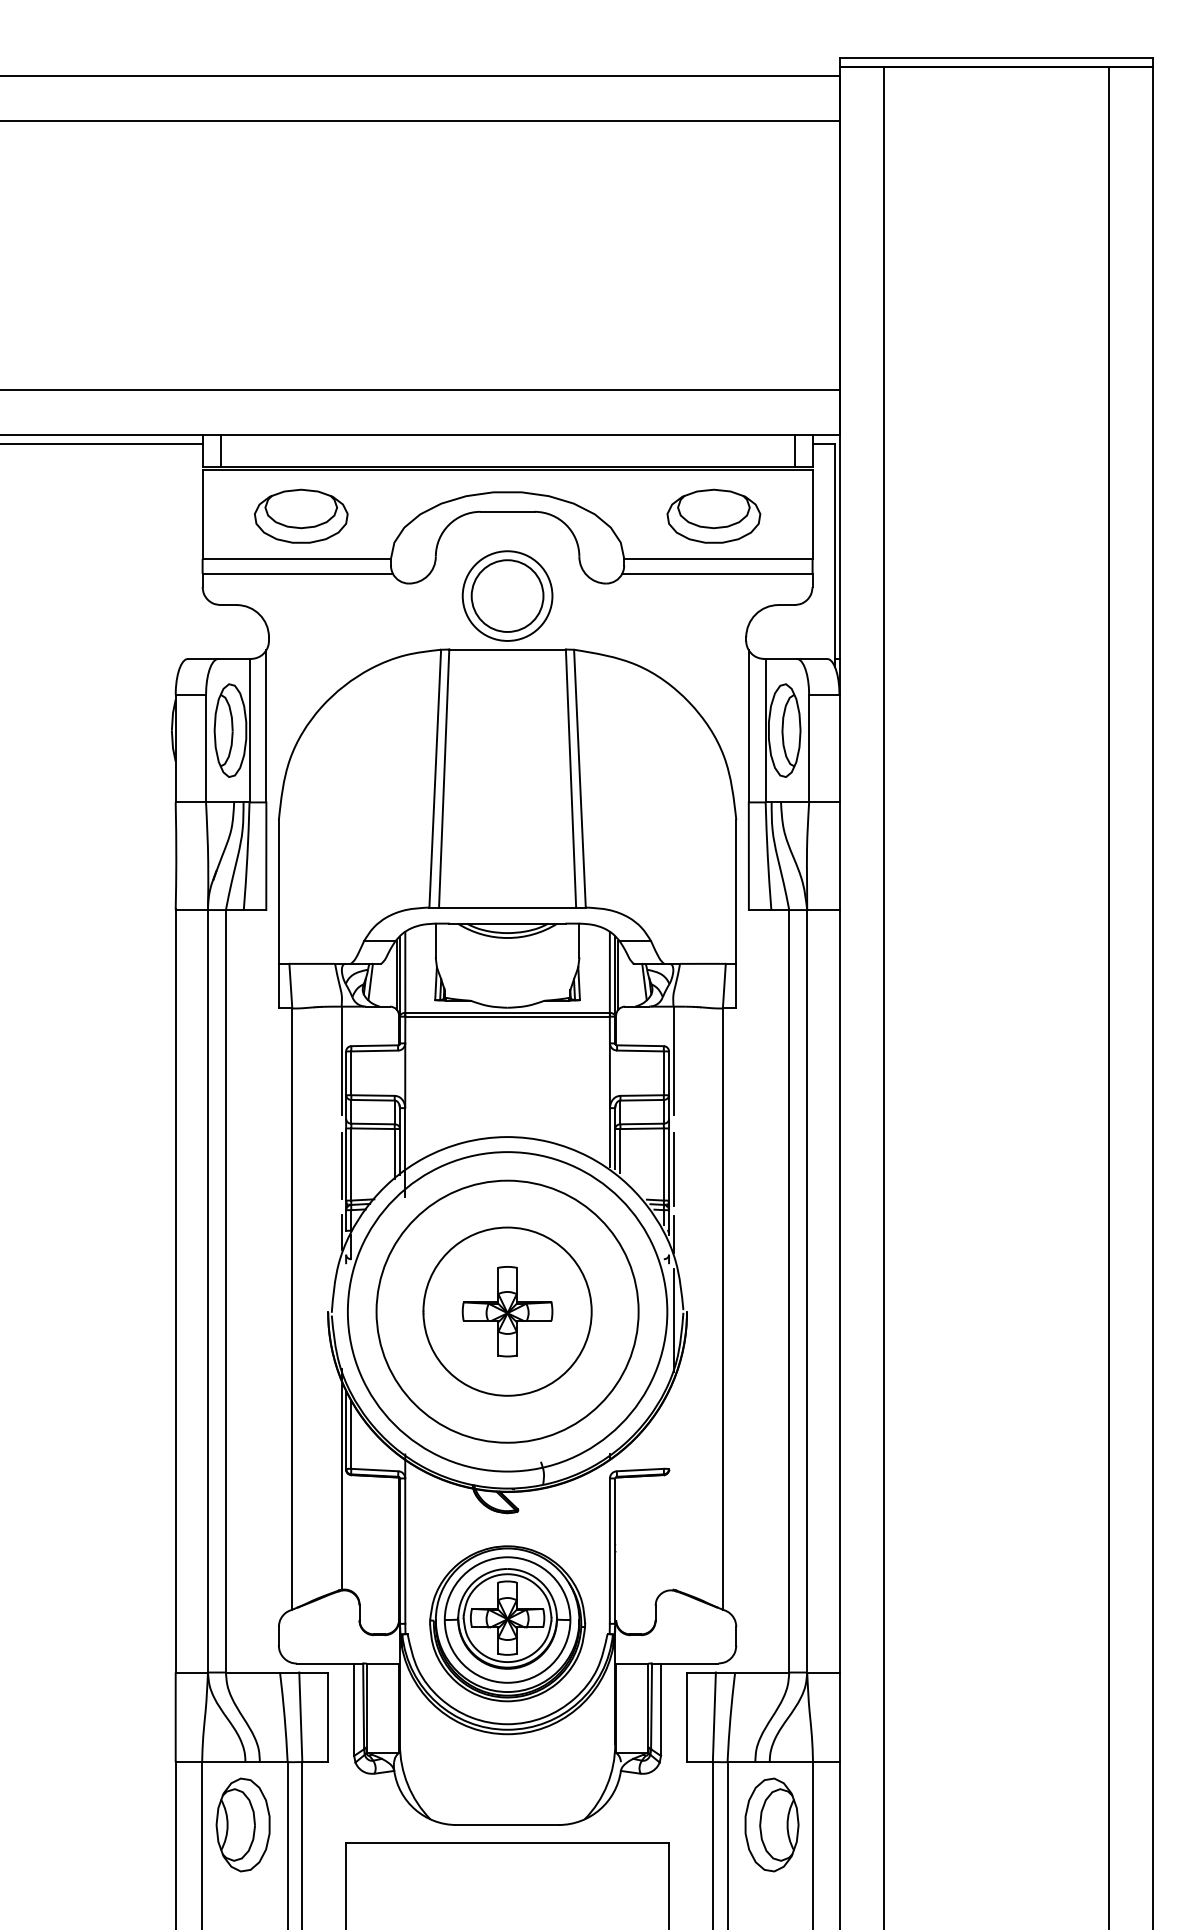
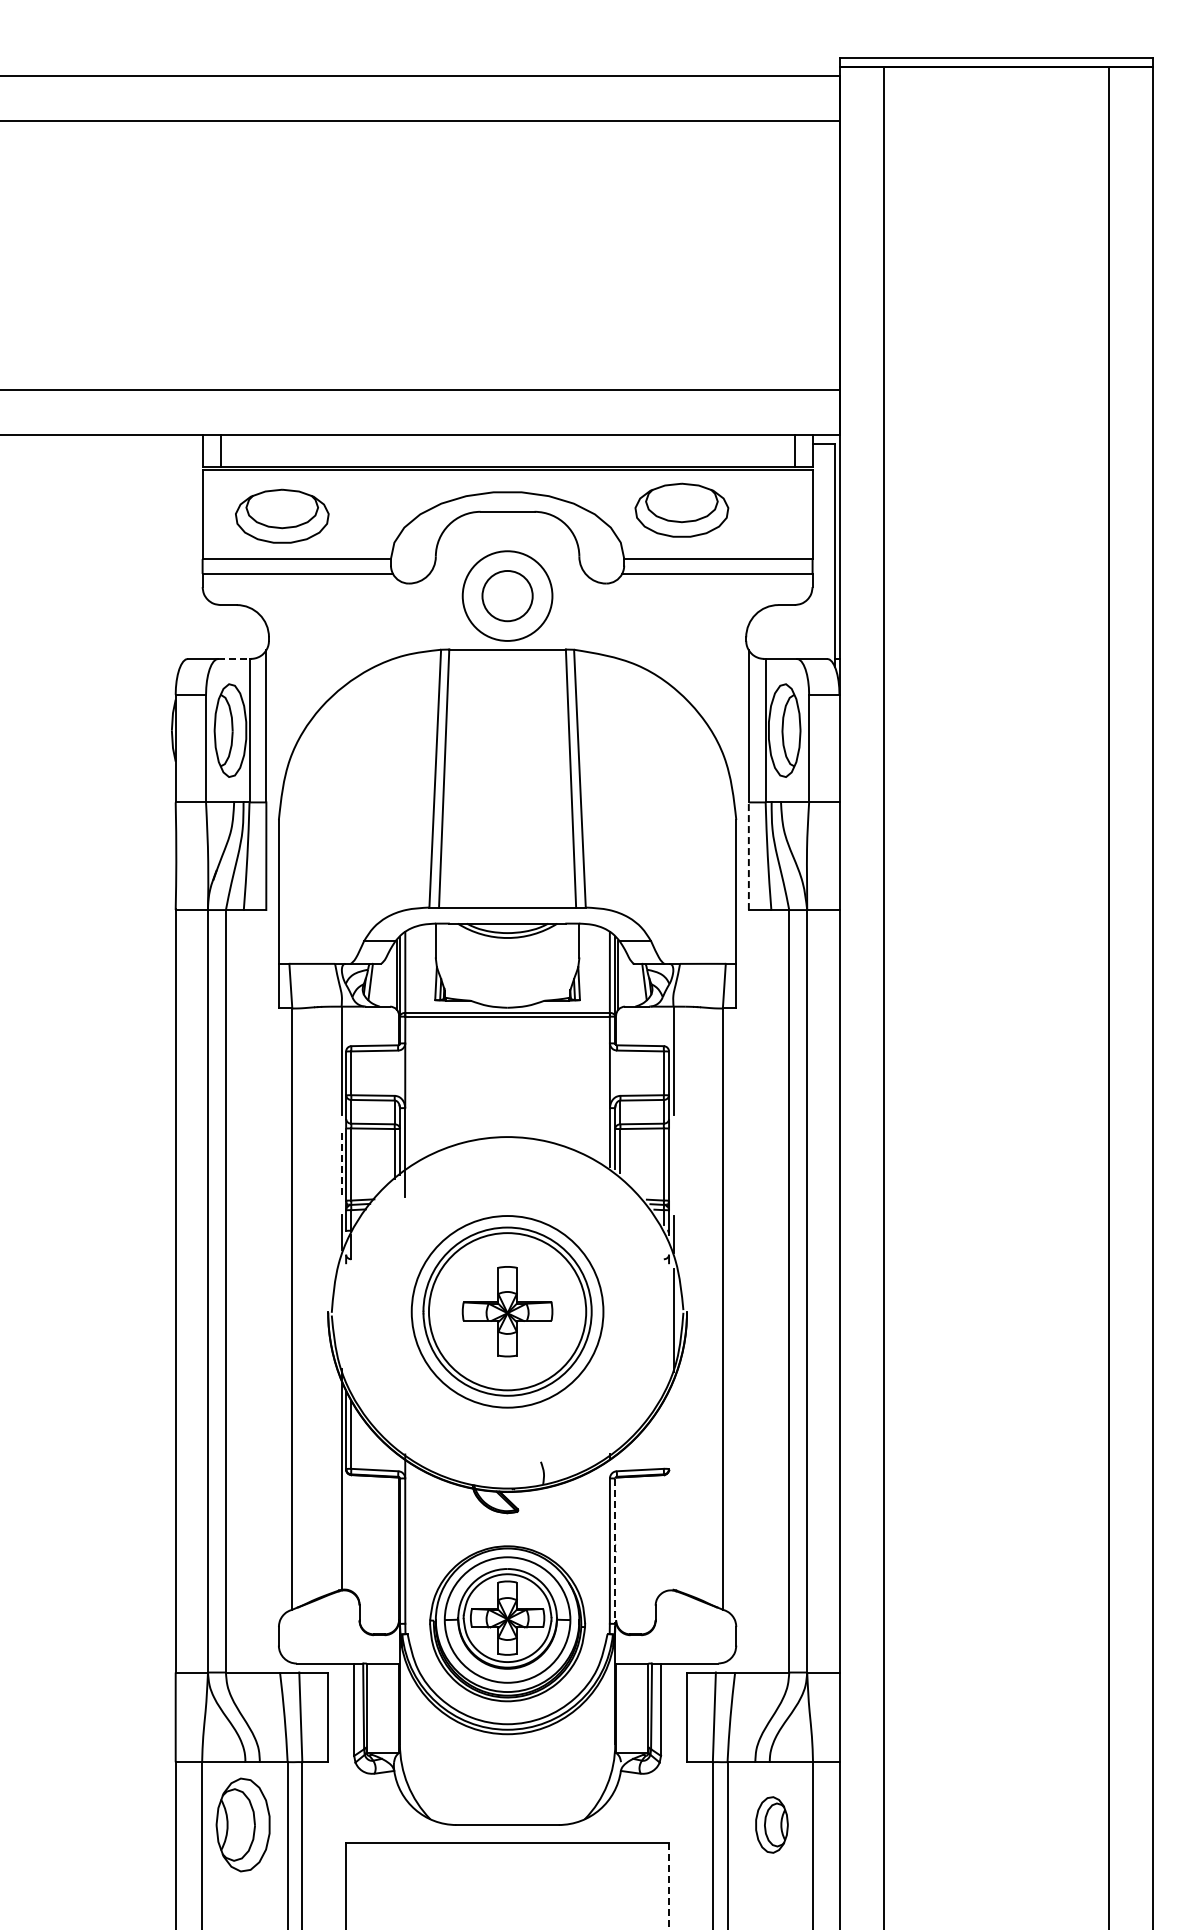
line: present -> none (102, 443)
part position: (301, 515) -> (282, 515) (282, 515)
part position: (713, 515) -> (681, 509) (681, 509)
circle diameter: 72 px -> 50 px (507, 595)
line: solid -> dashed (233, 658)
line: solid -> dashed (748, 856)
line: solid -> dashed (341, 1166)
line: present -> none (673, 1169)
circle diameter: 262 px -> 157 px (507, 1311)
circle diameter: 319 px -> 192 px (507, 1311)
line: solid -> dashed (615, 1551)
part size: 56x96 px -> 34x58 px (771, 1824)
line: solid -> dashed (669, 1886)
